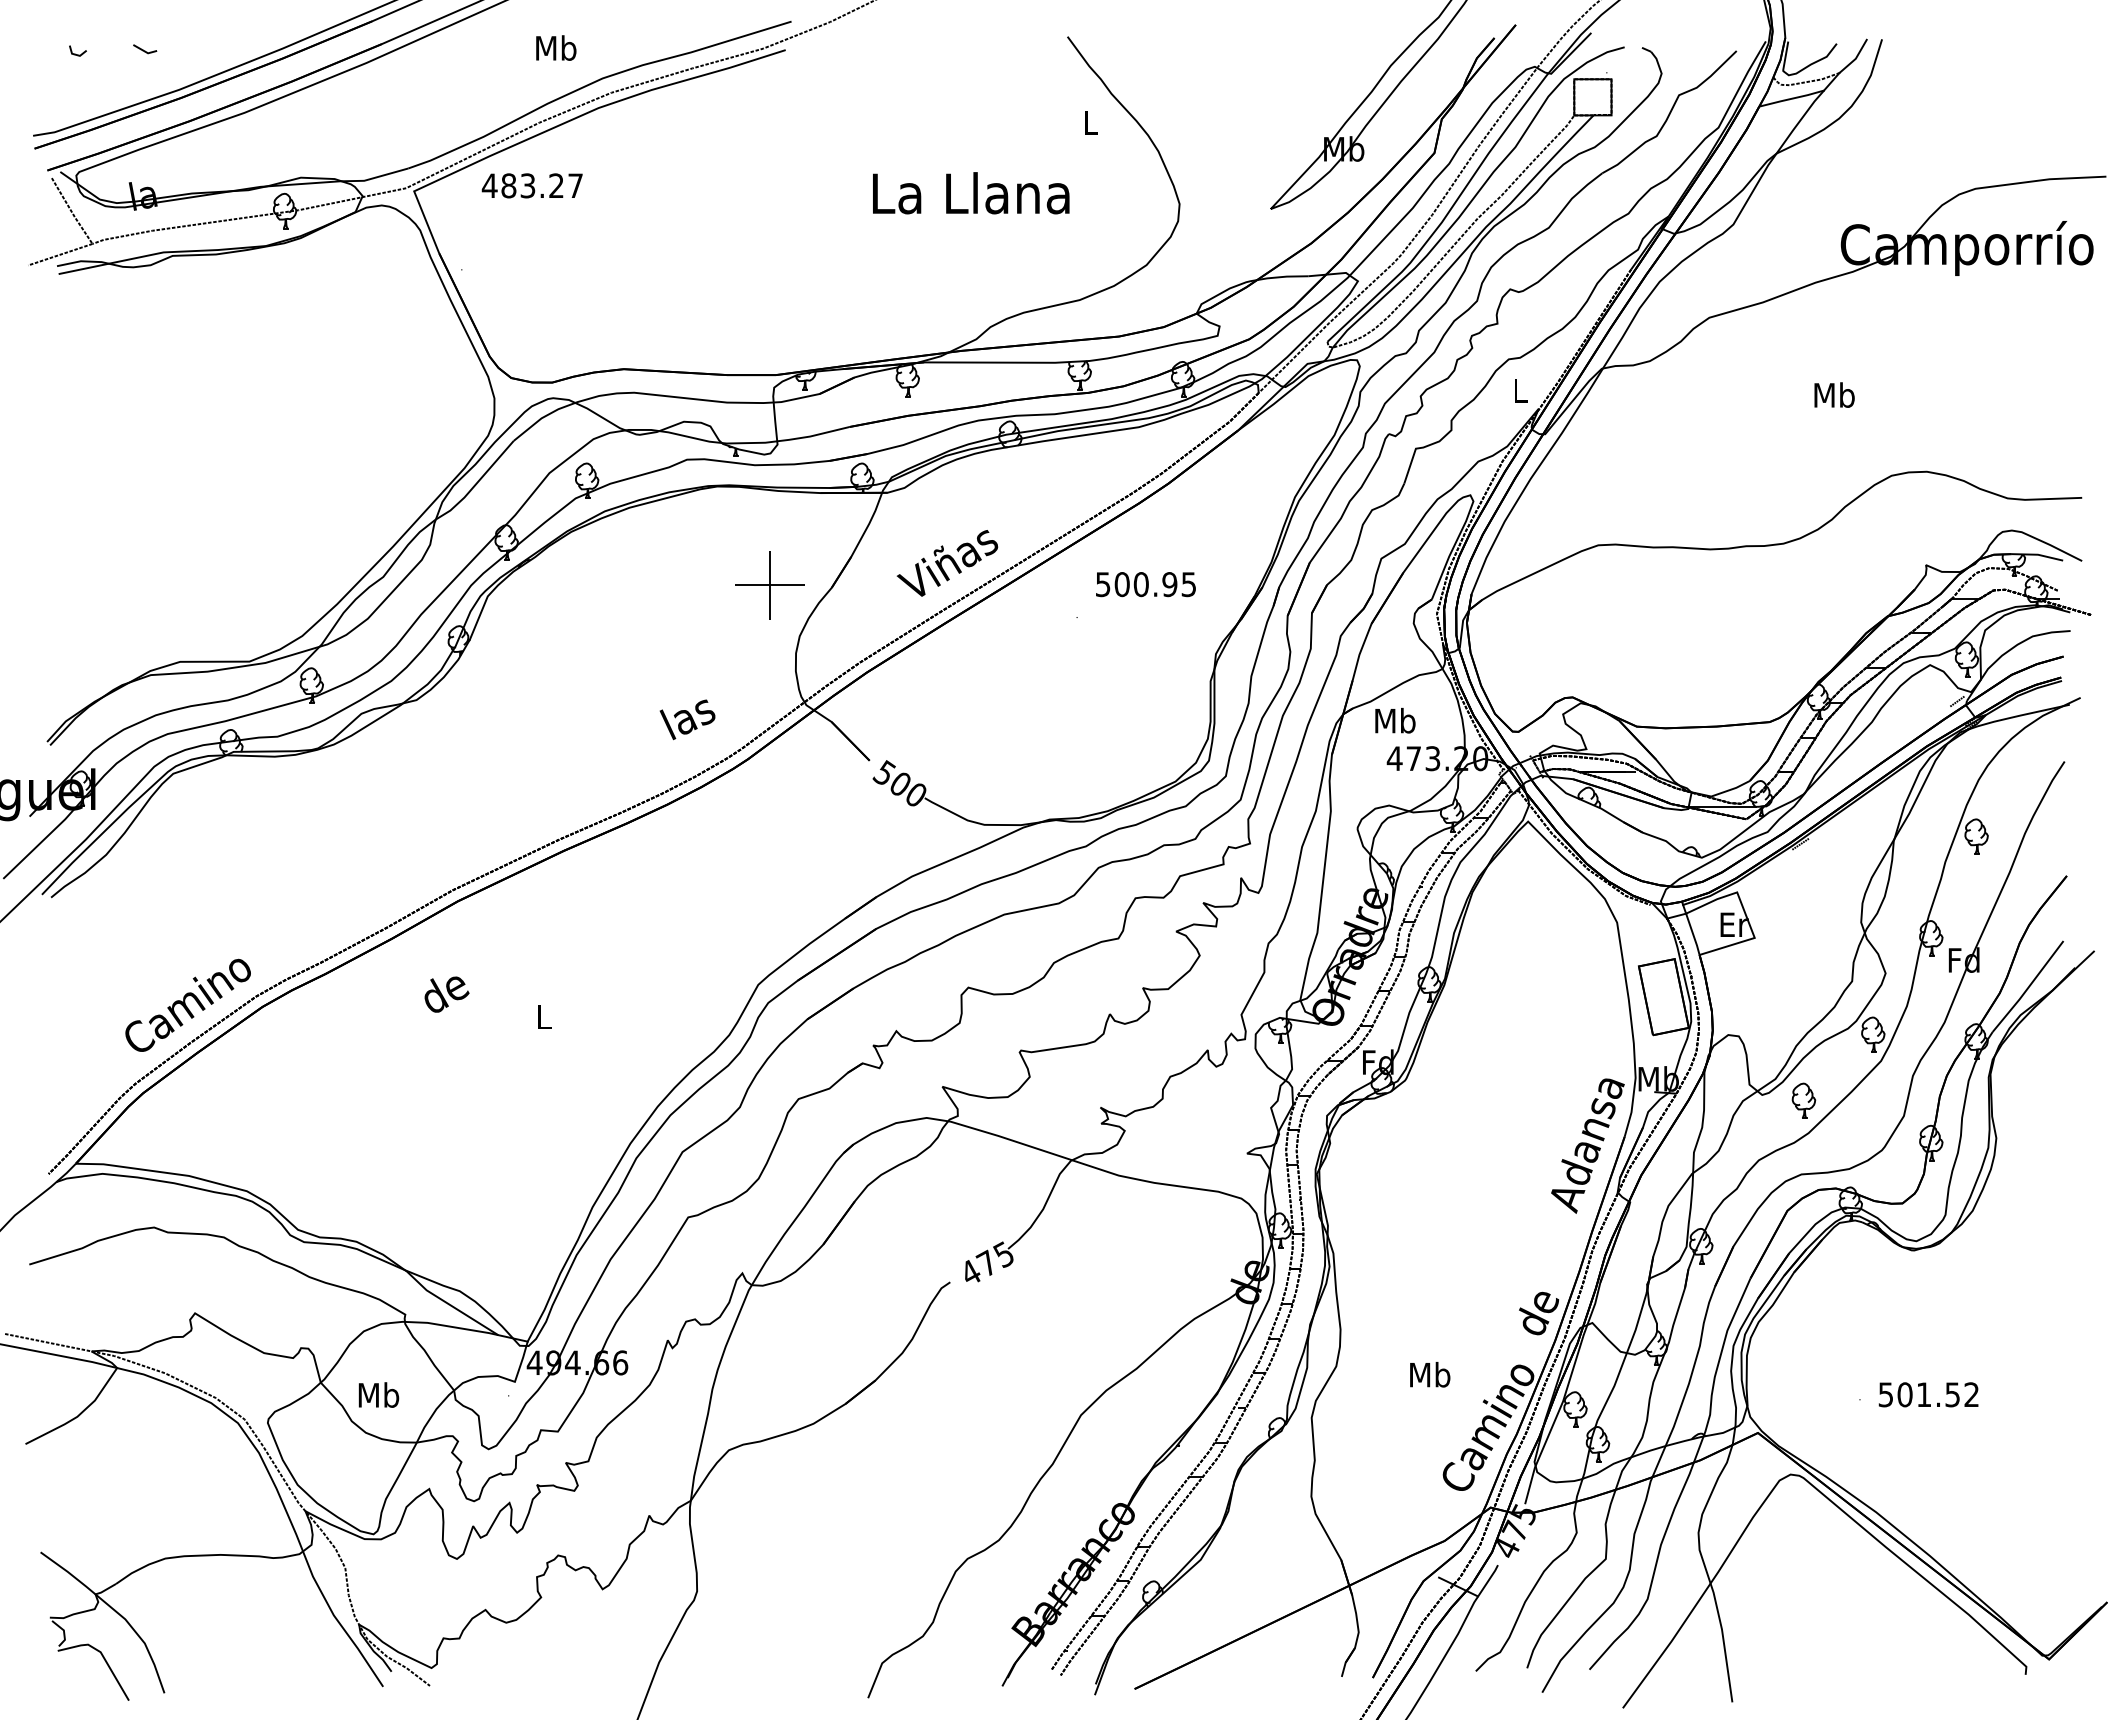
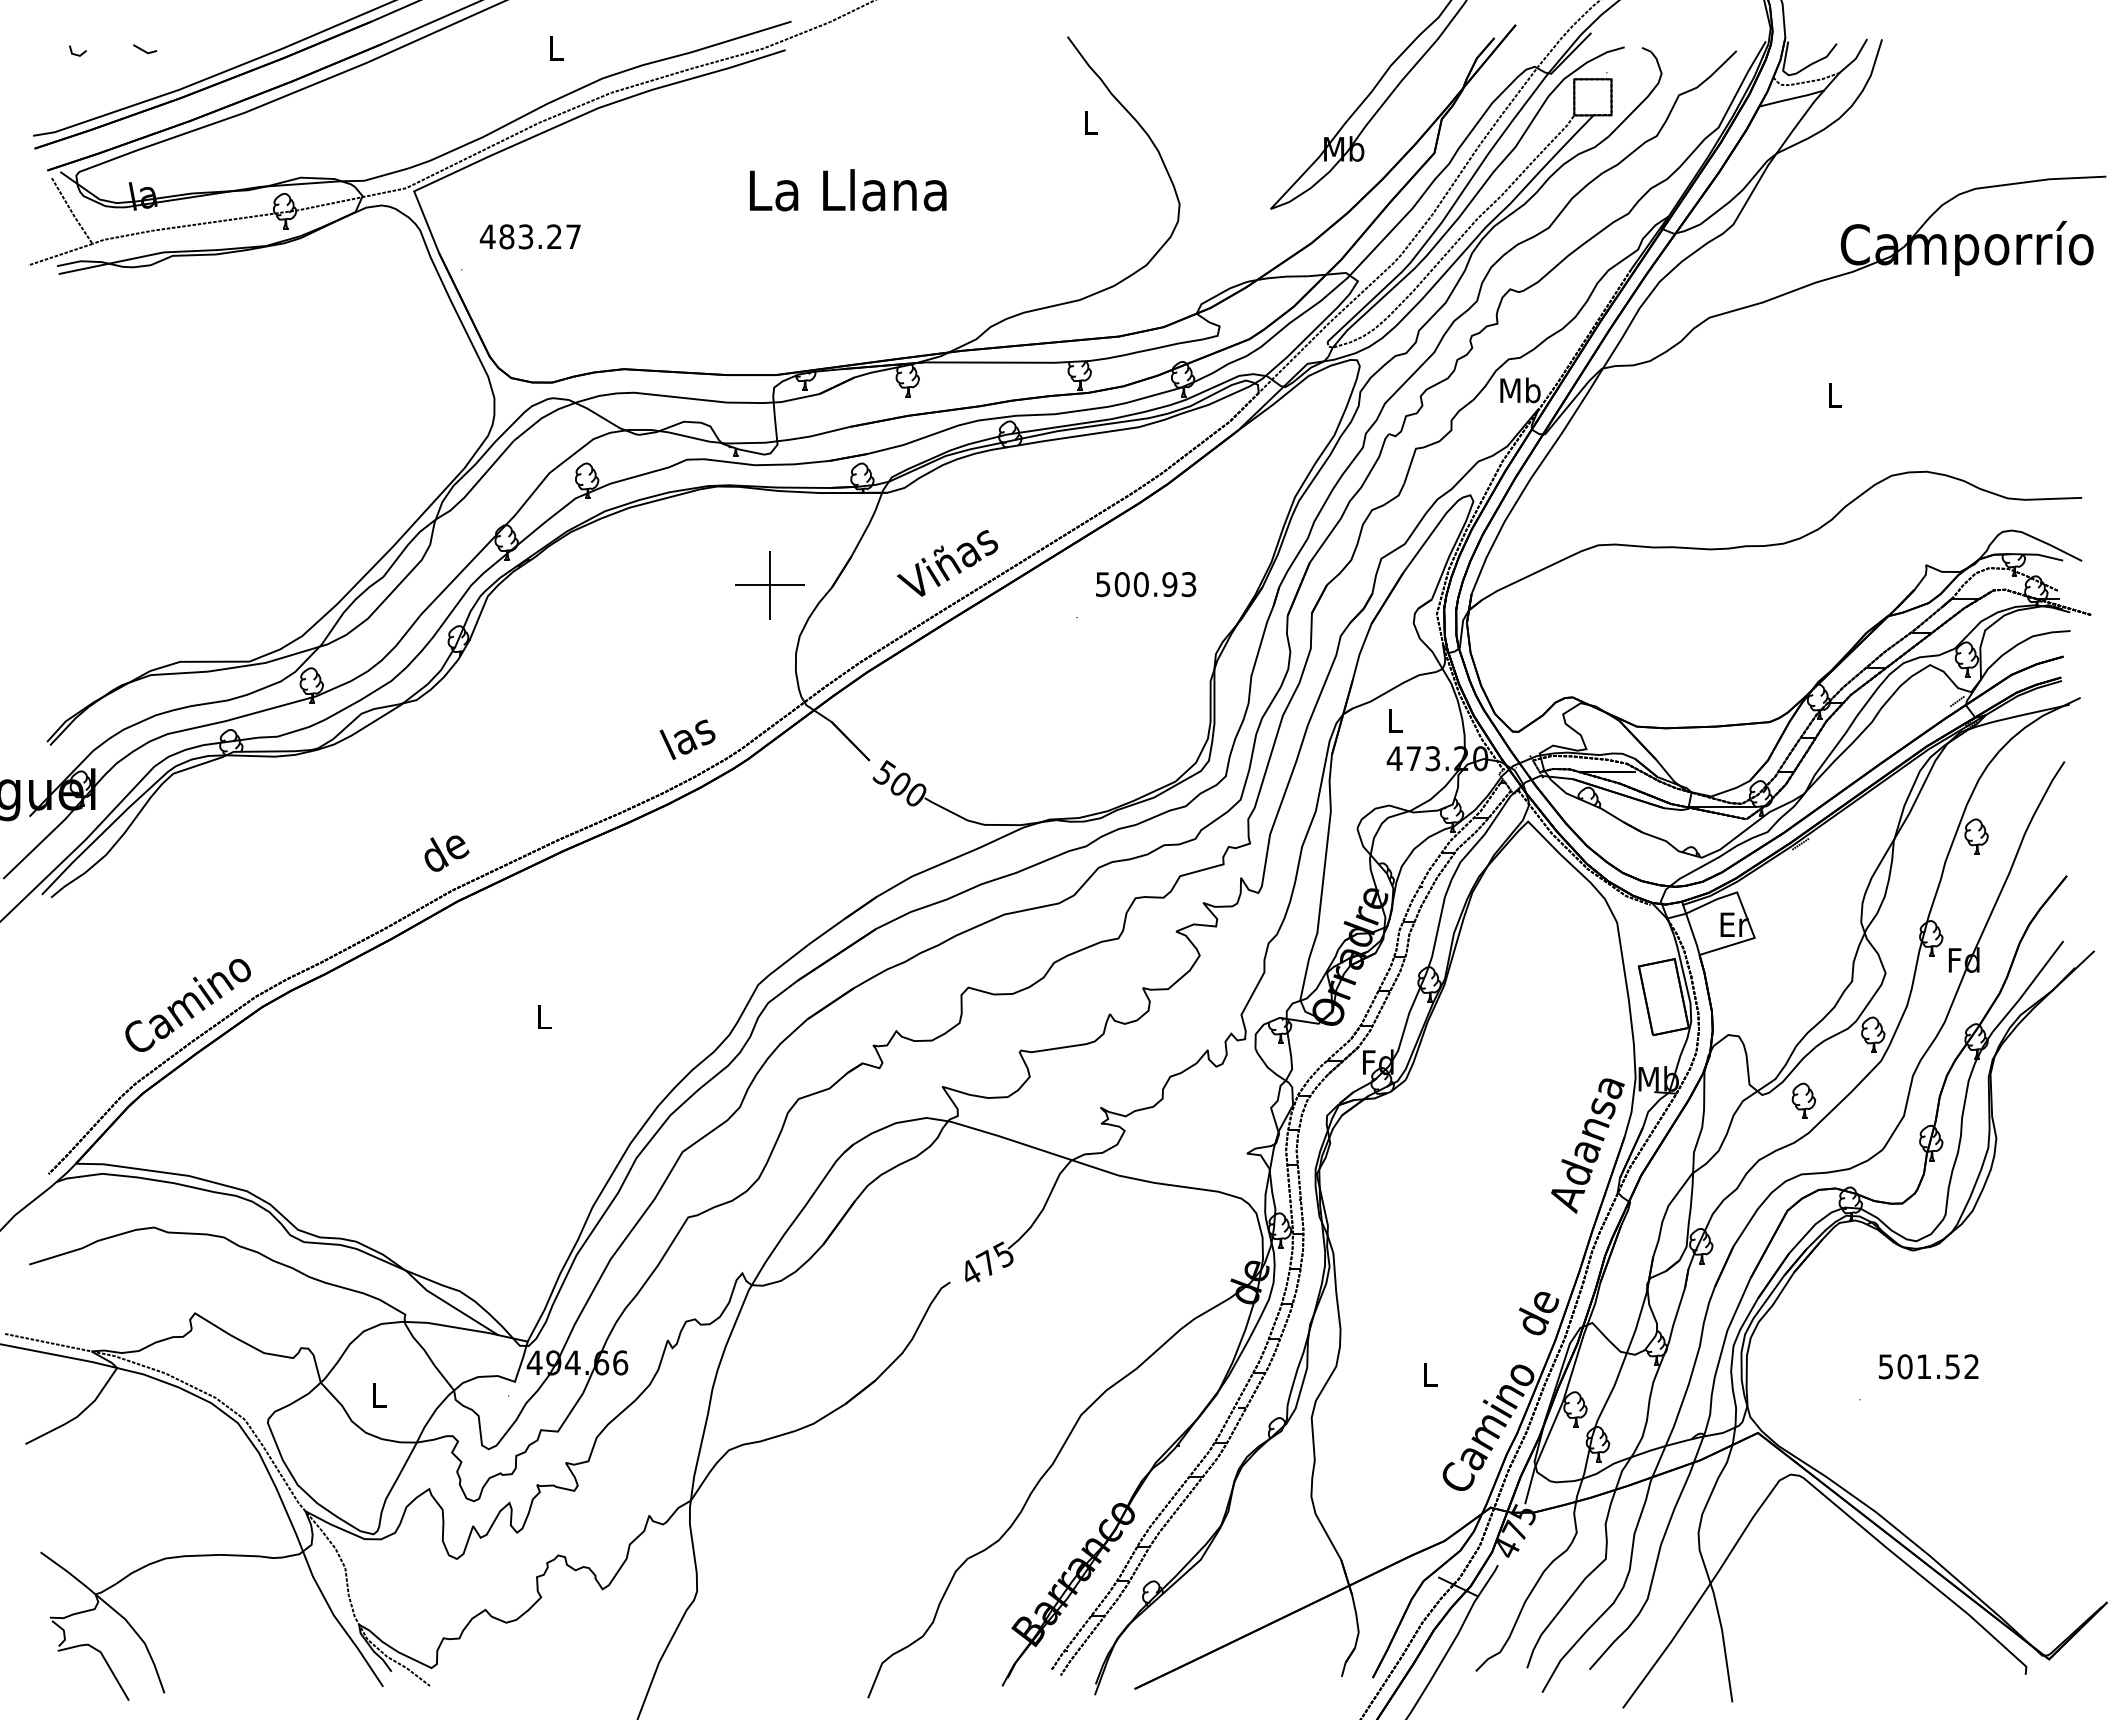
text: Mb -> L (556, 47)
text position: (531, 185) -> (529, 236) (529, 236)
text position: (971, 193) -> (848, 190) (848, 190)
text: L -> Mb (1520, 390)
text: Mb -> L (1834, 394)
text: 500.95 -> 500.93 (1189, 584)
text position: (687, 719) -> (687, 739) (687, 739)
text: Mb -> L (1395, 720)
text position: (446, 994) -> (446, 853) (446, 853)
text: Mb -> L (1430, 1374)
text: Mb -> L (378, 1394)
text position: (1928, 1394) -> (1928, 1366) (1928, 1366)
